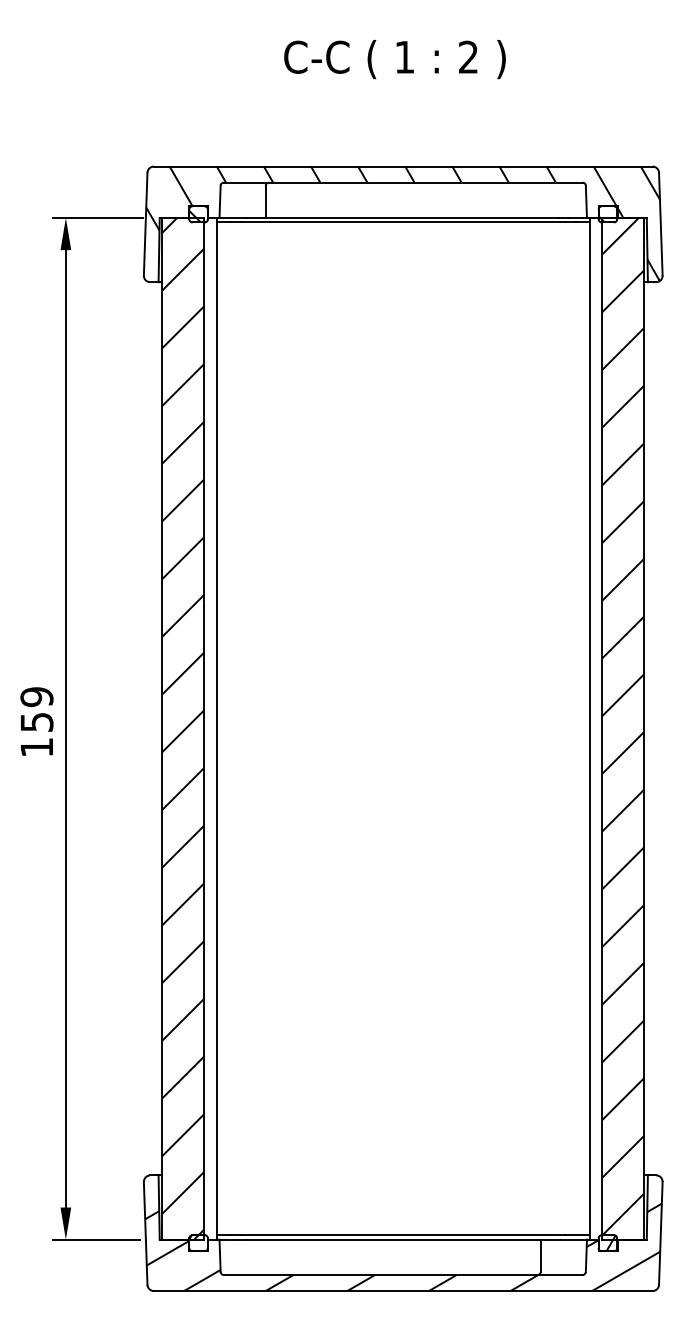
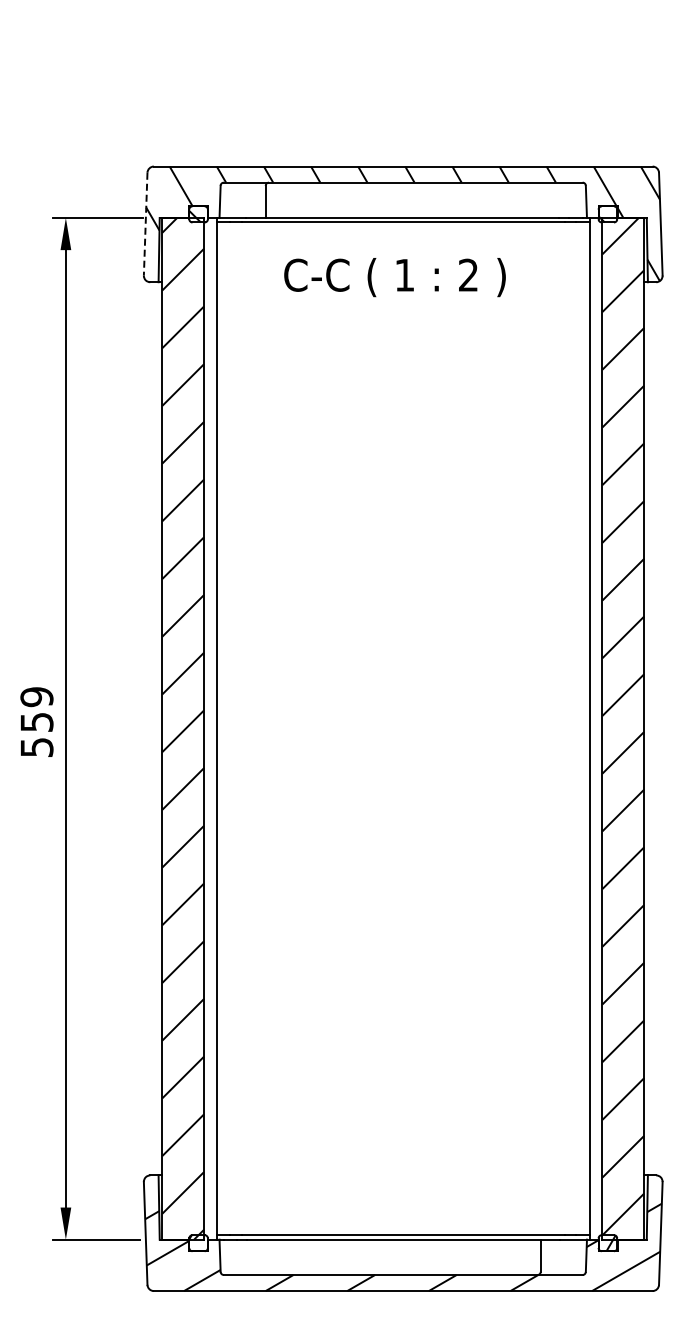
text position: (394, 59) -> (394, 277) (394, 277)
line: solid -> dashed (145, 224)
text: 159 -> 559 (36, 747)
